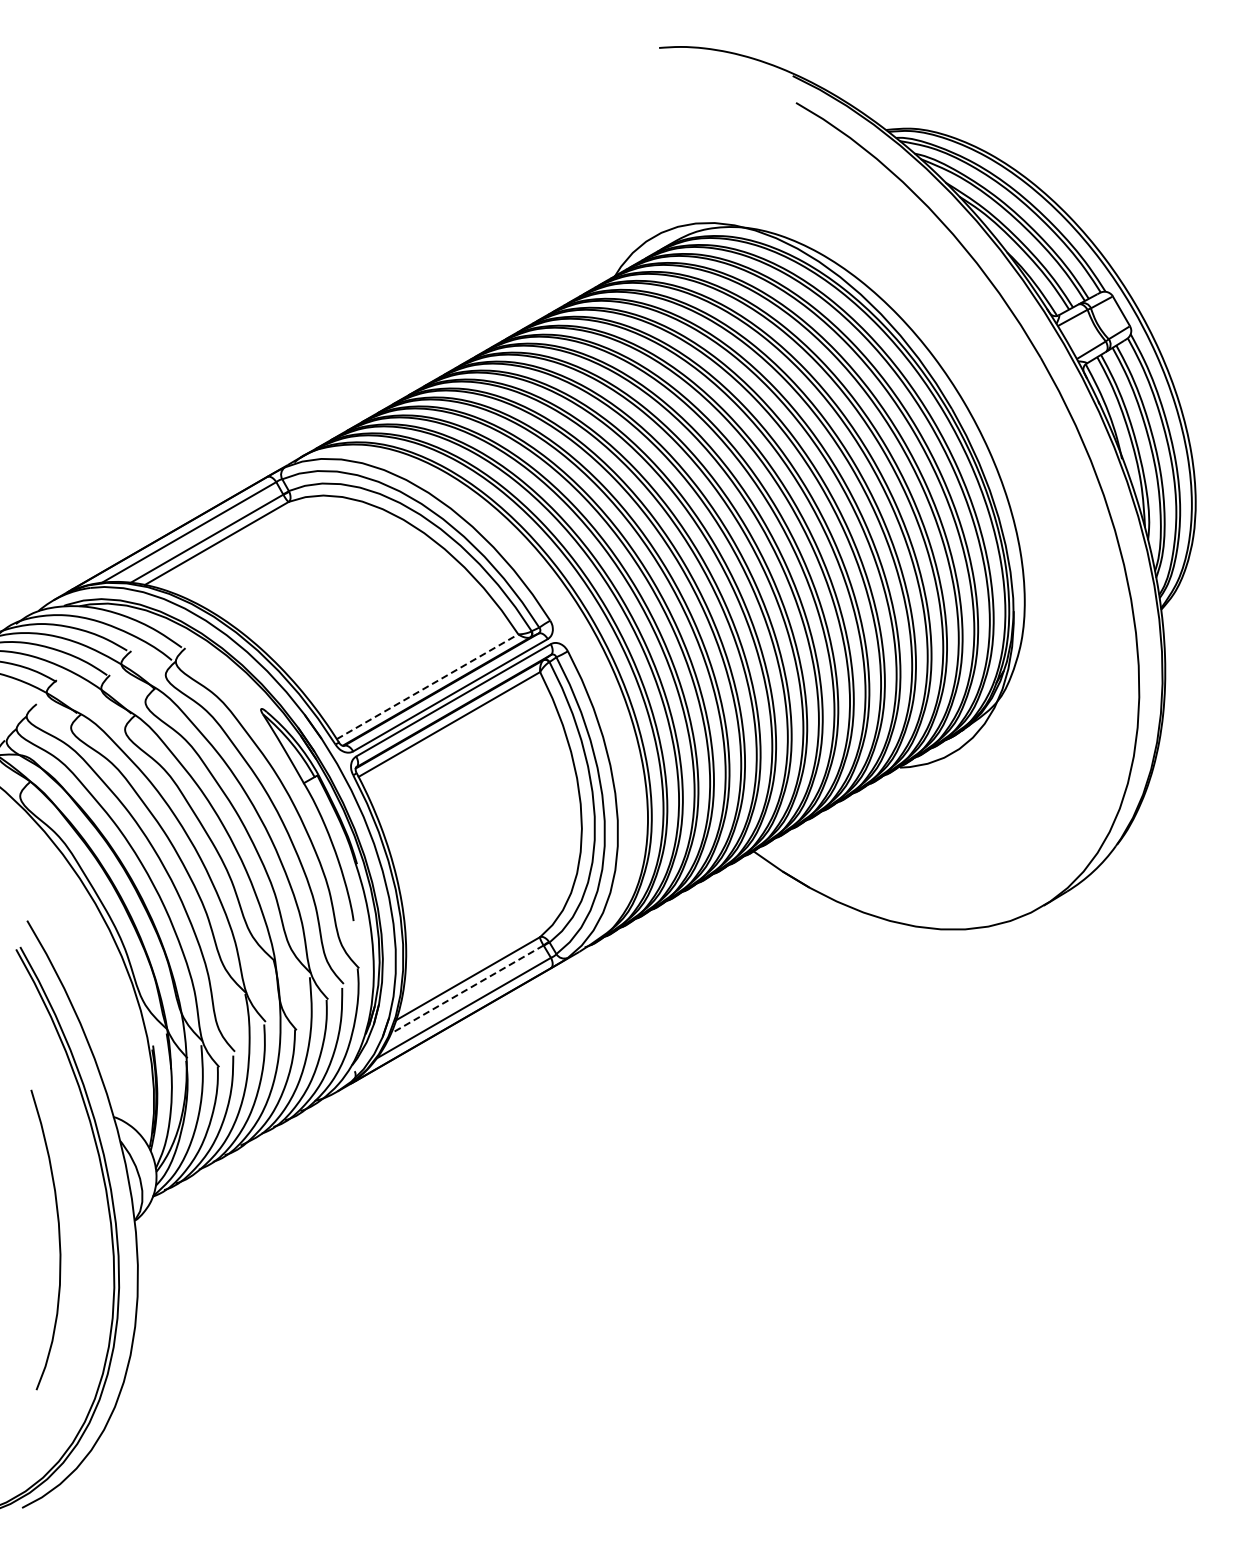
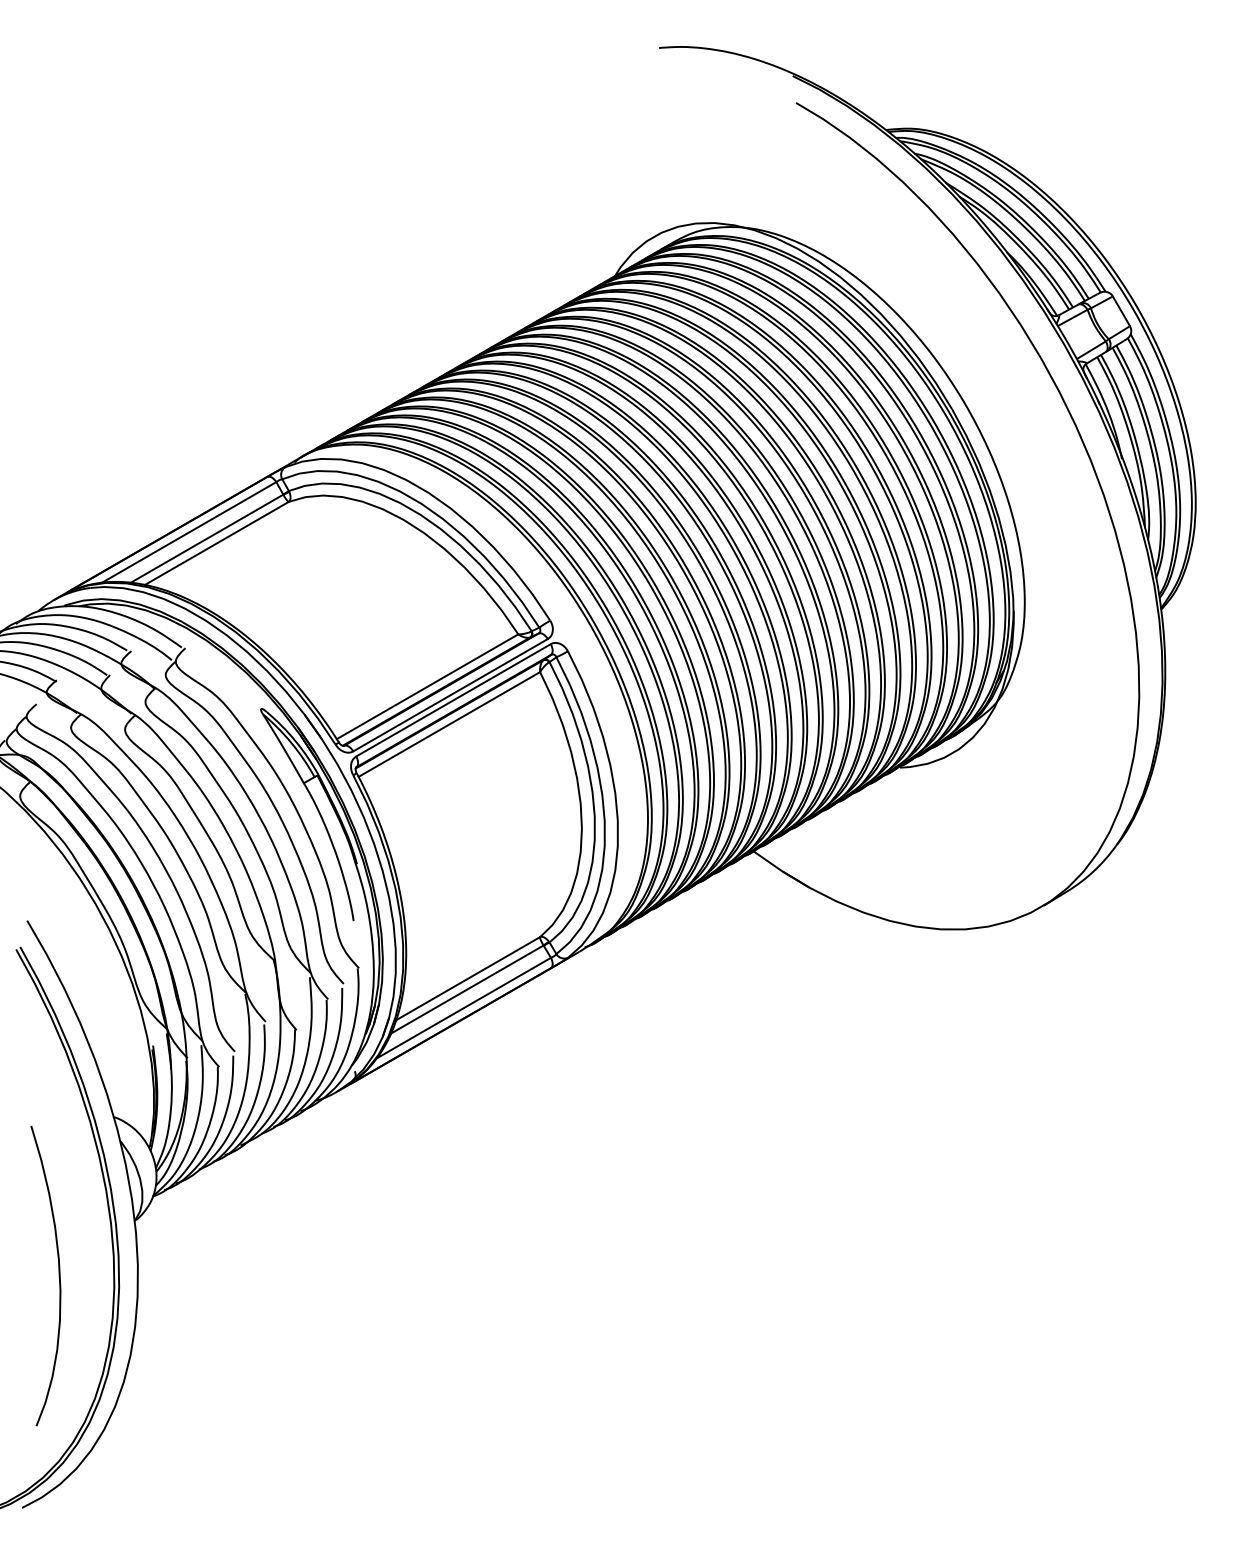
line: dashed -> solid (427, 686)
line: dashed -> solid (466, 989)
curve position: (58, 1239) -> (58, 1275) (58, 1275)
